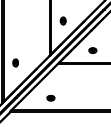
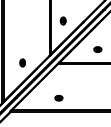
part position: (92, 50) -> (97, 49) (97, 49)
part position: (15, 62) -> (22, 62) (22, 62)
part position: (50, 97) -> (58, 97) (58, 97)
